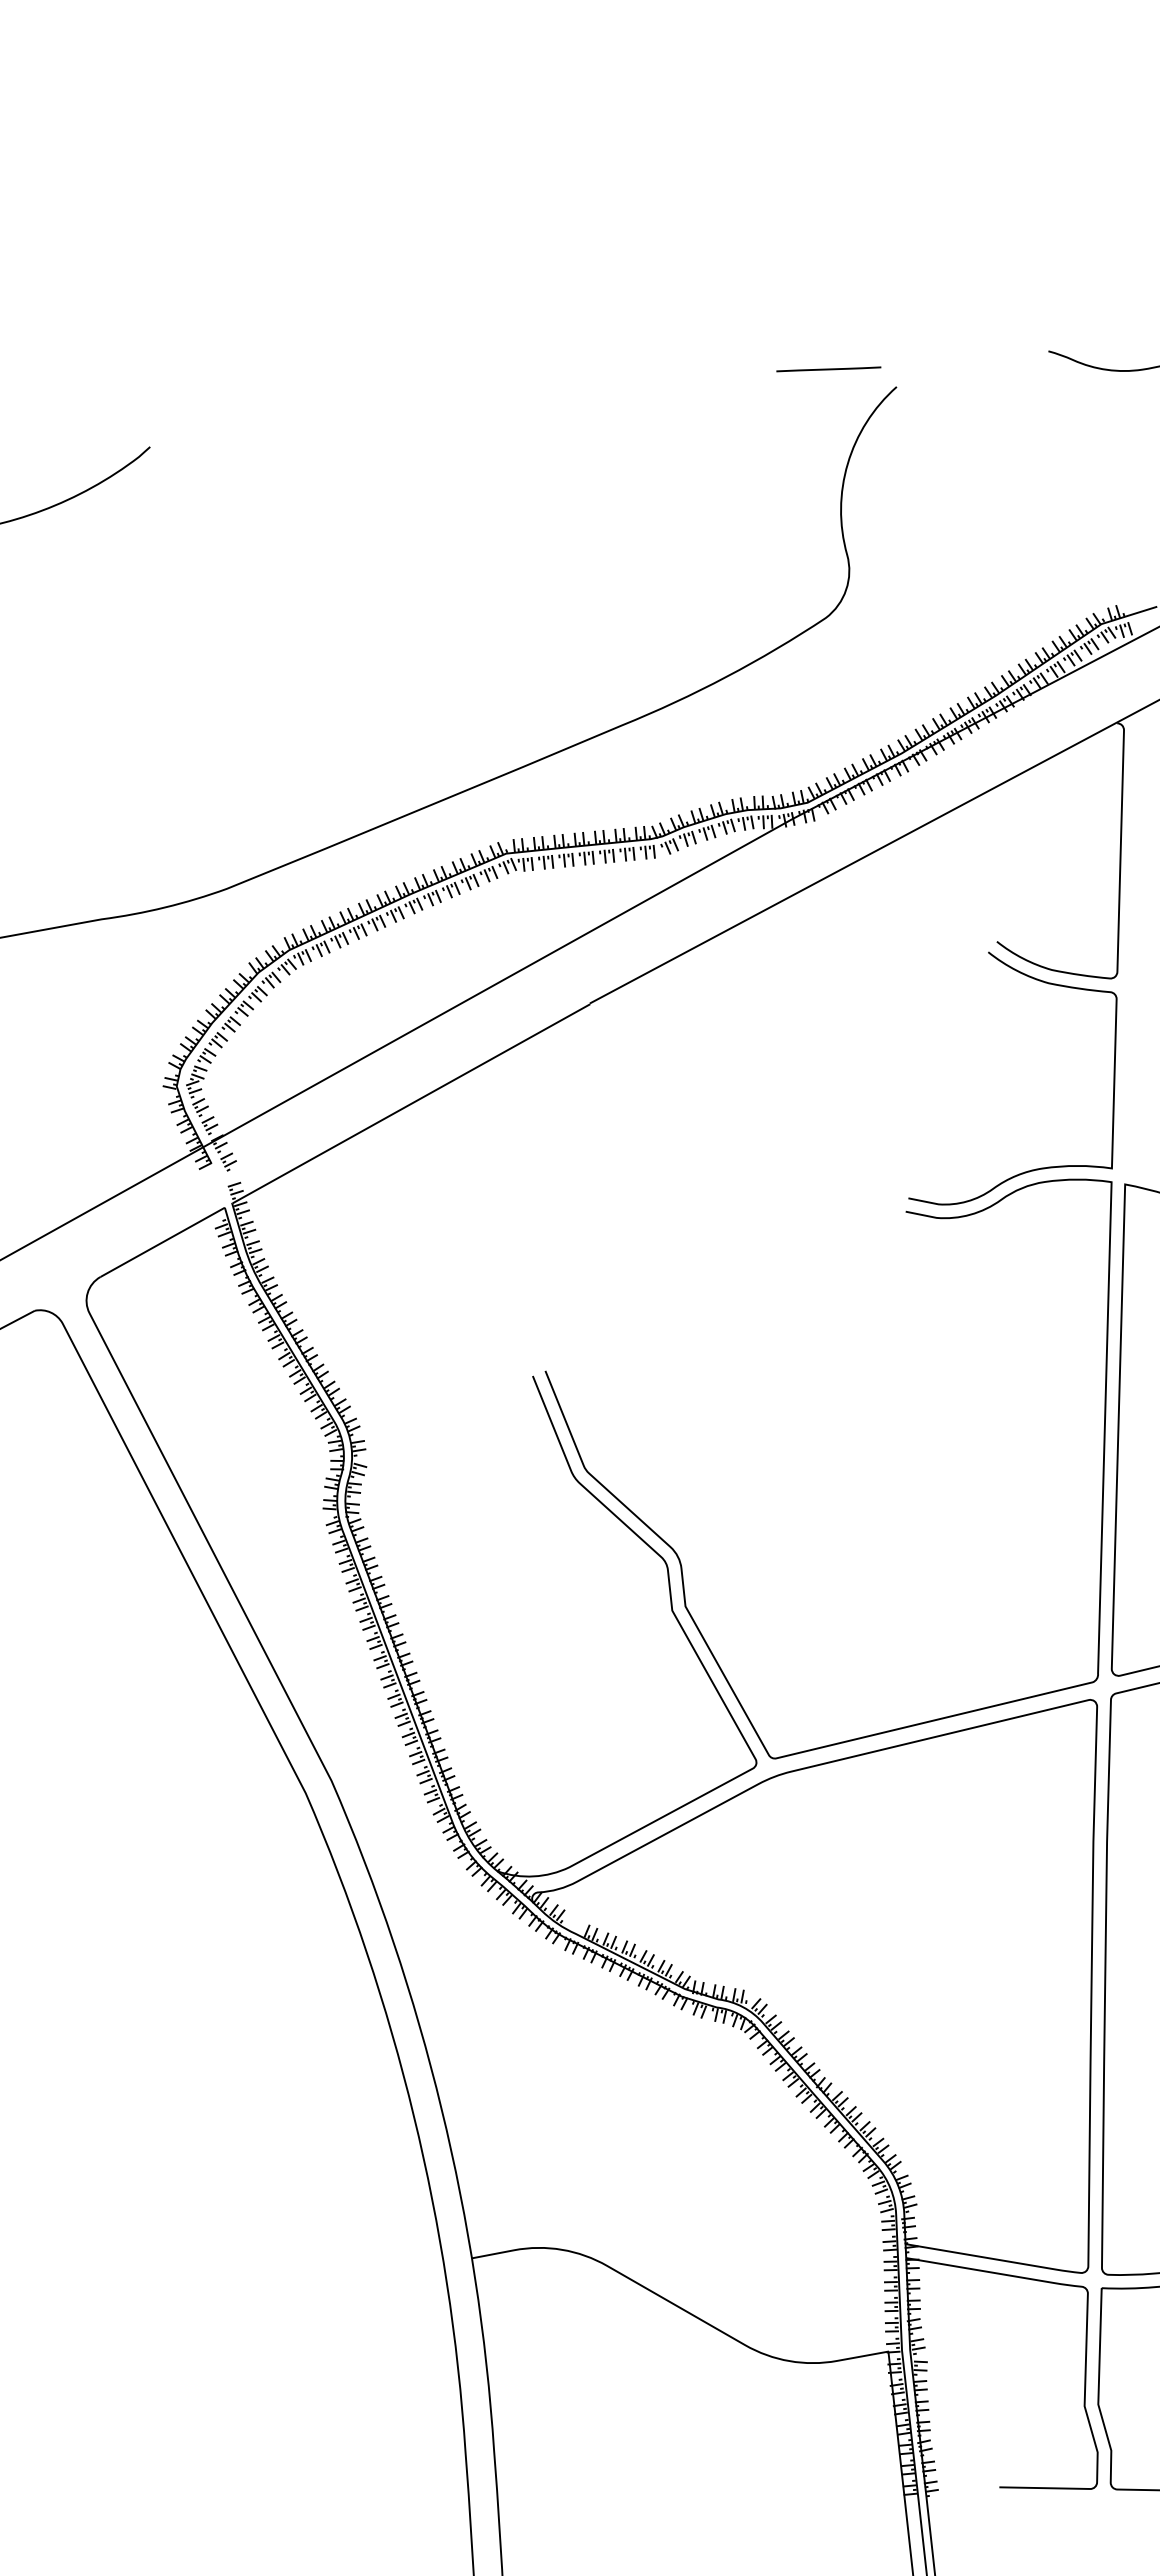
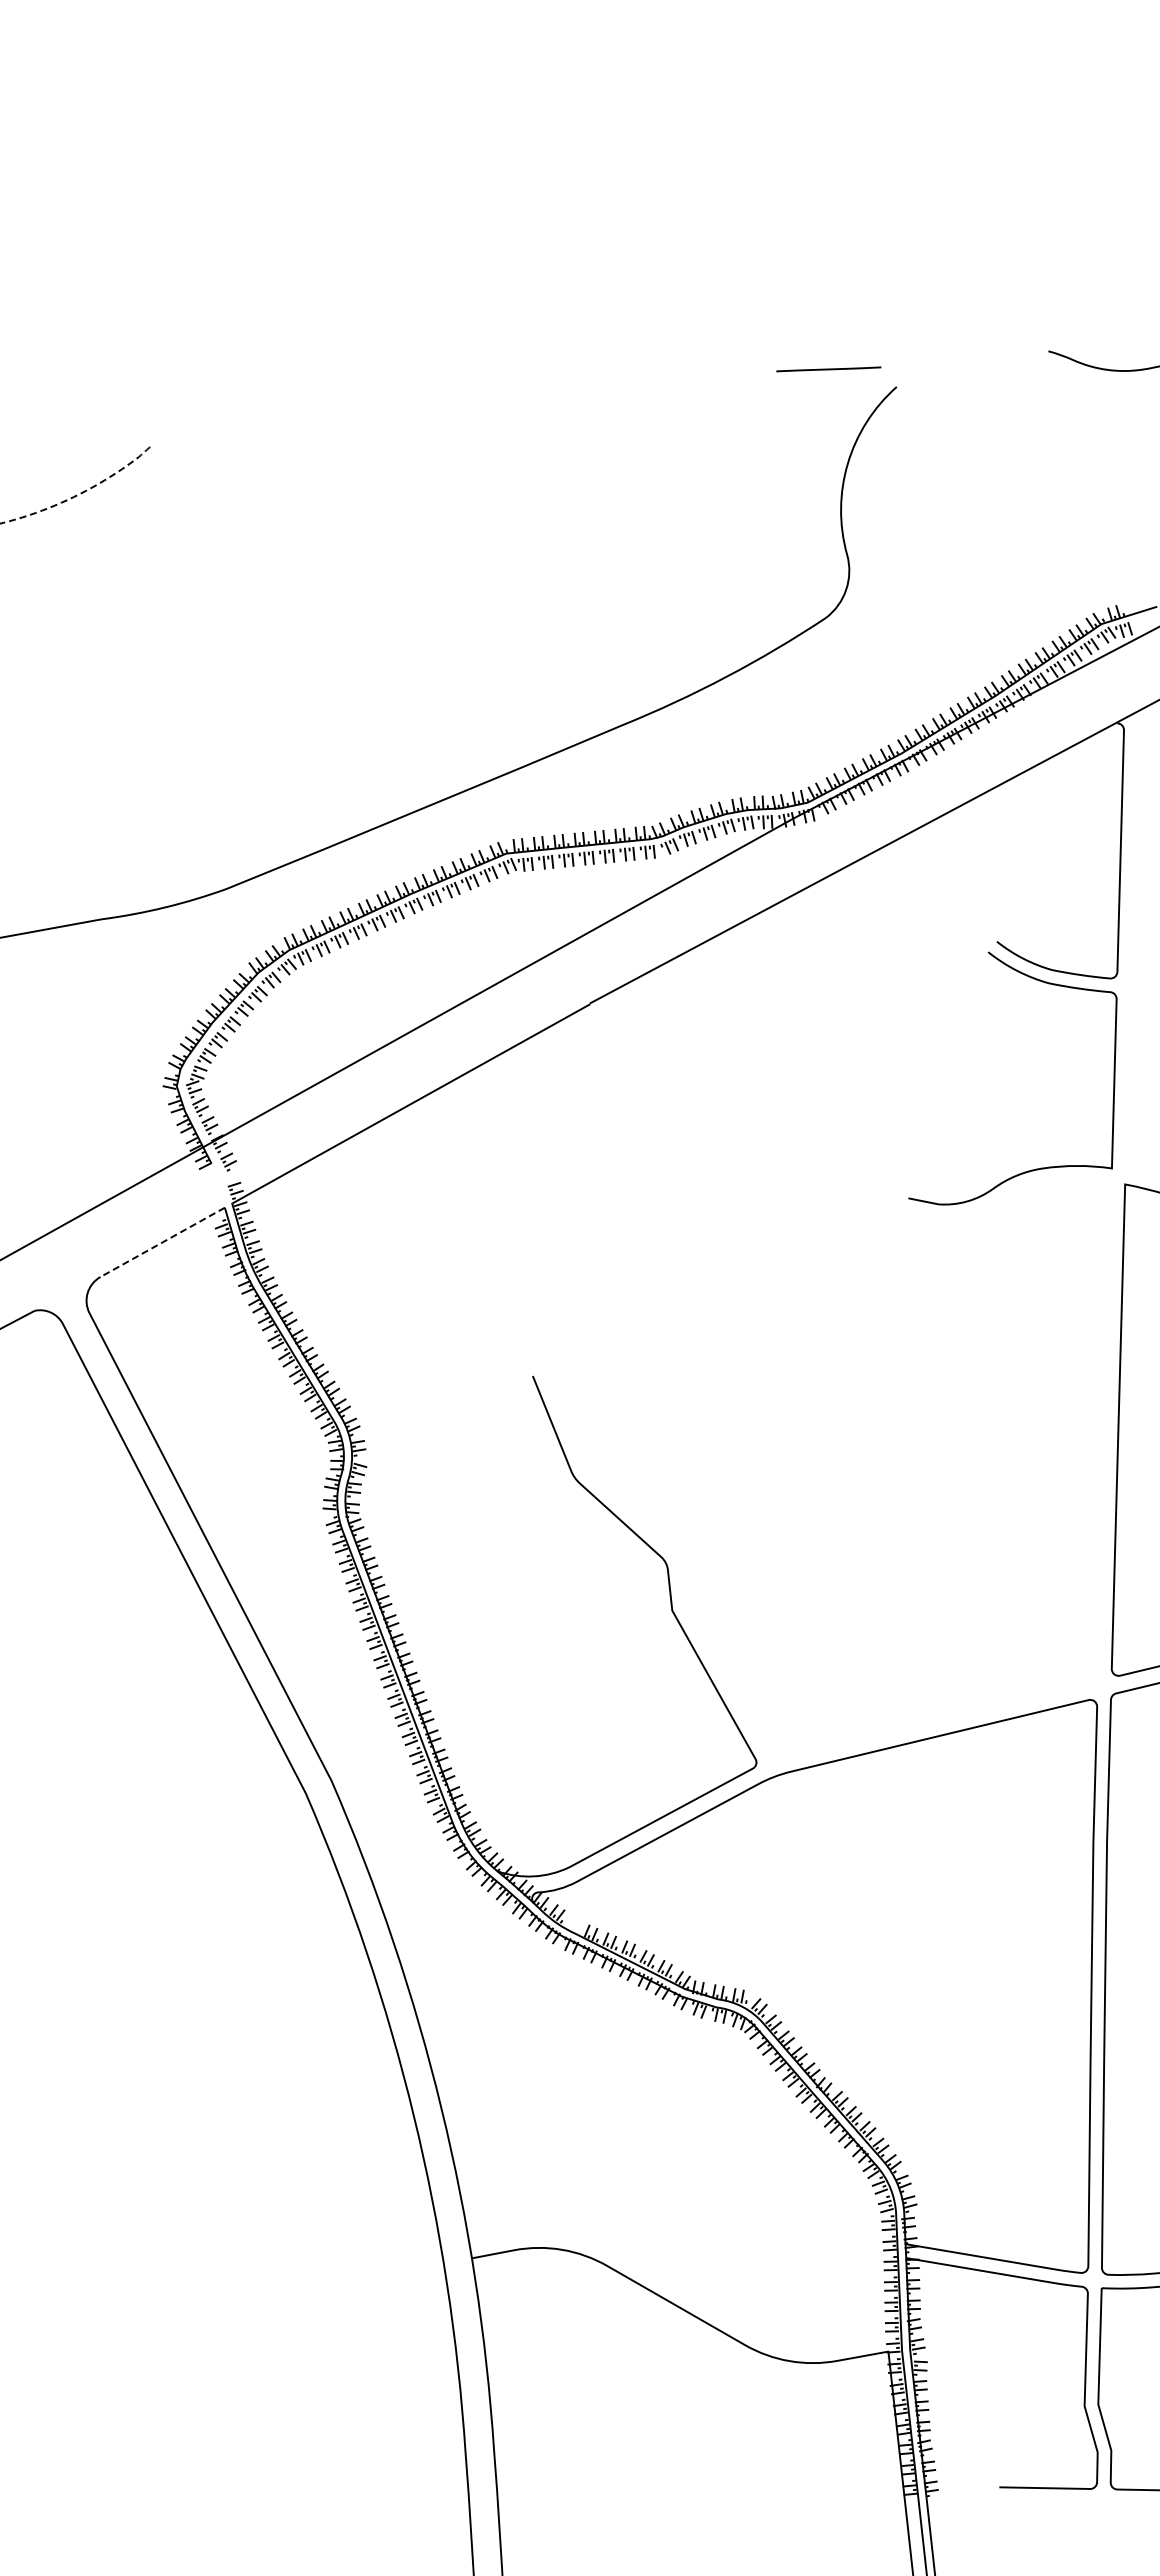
line: solid -> dashed (80, 493)
line: solid -> dashed (162, 1242)
curve: present -> none (677, 1553)
